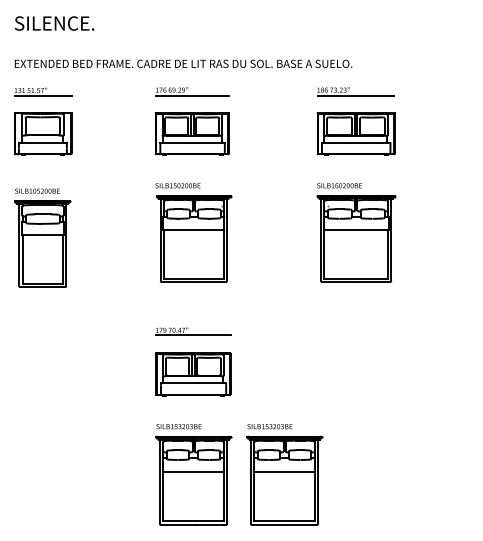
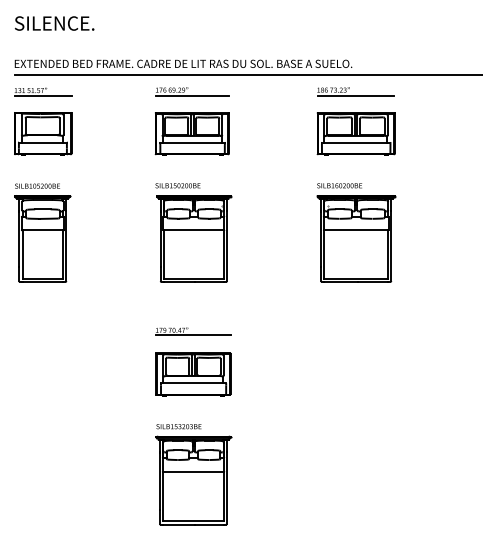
line: none -> present (246, 75)
part position: (42, 237) -> (42, 232) (42, 232)
part: present -> none (284, 474)
